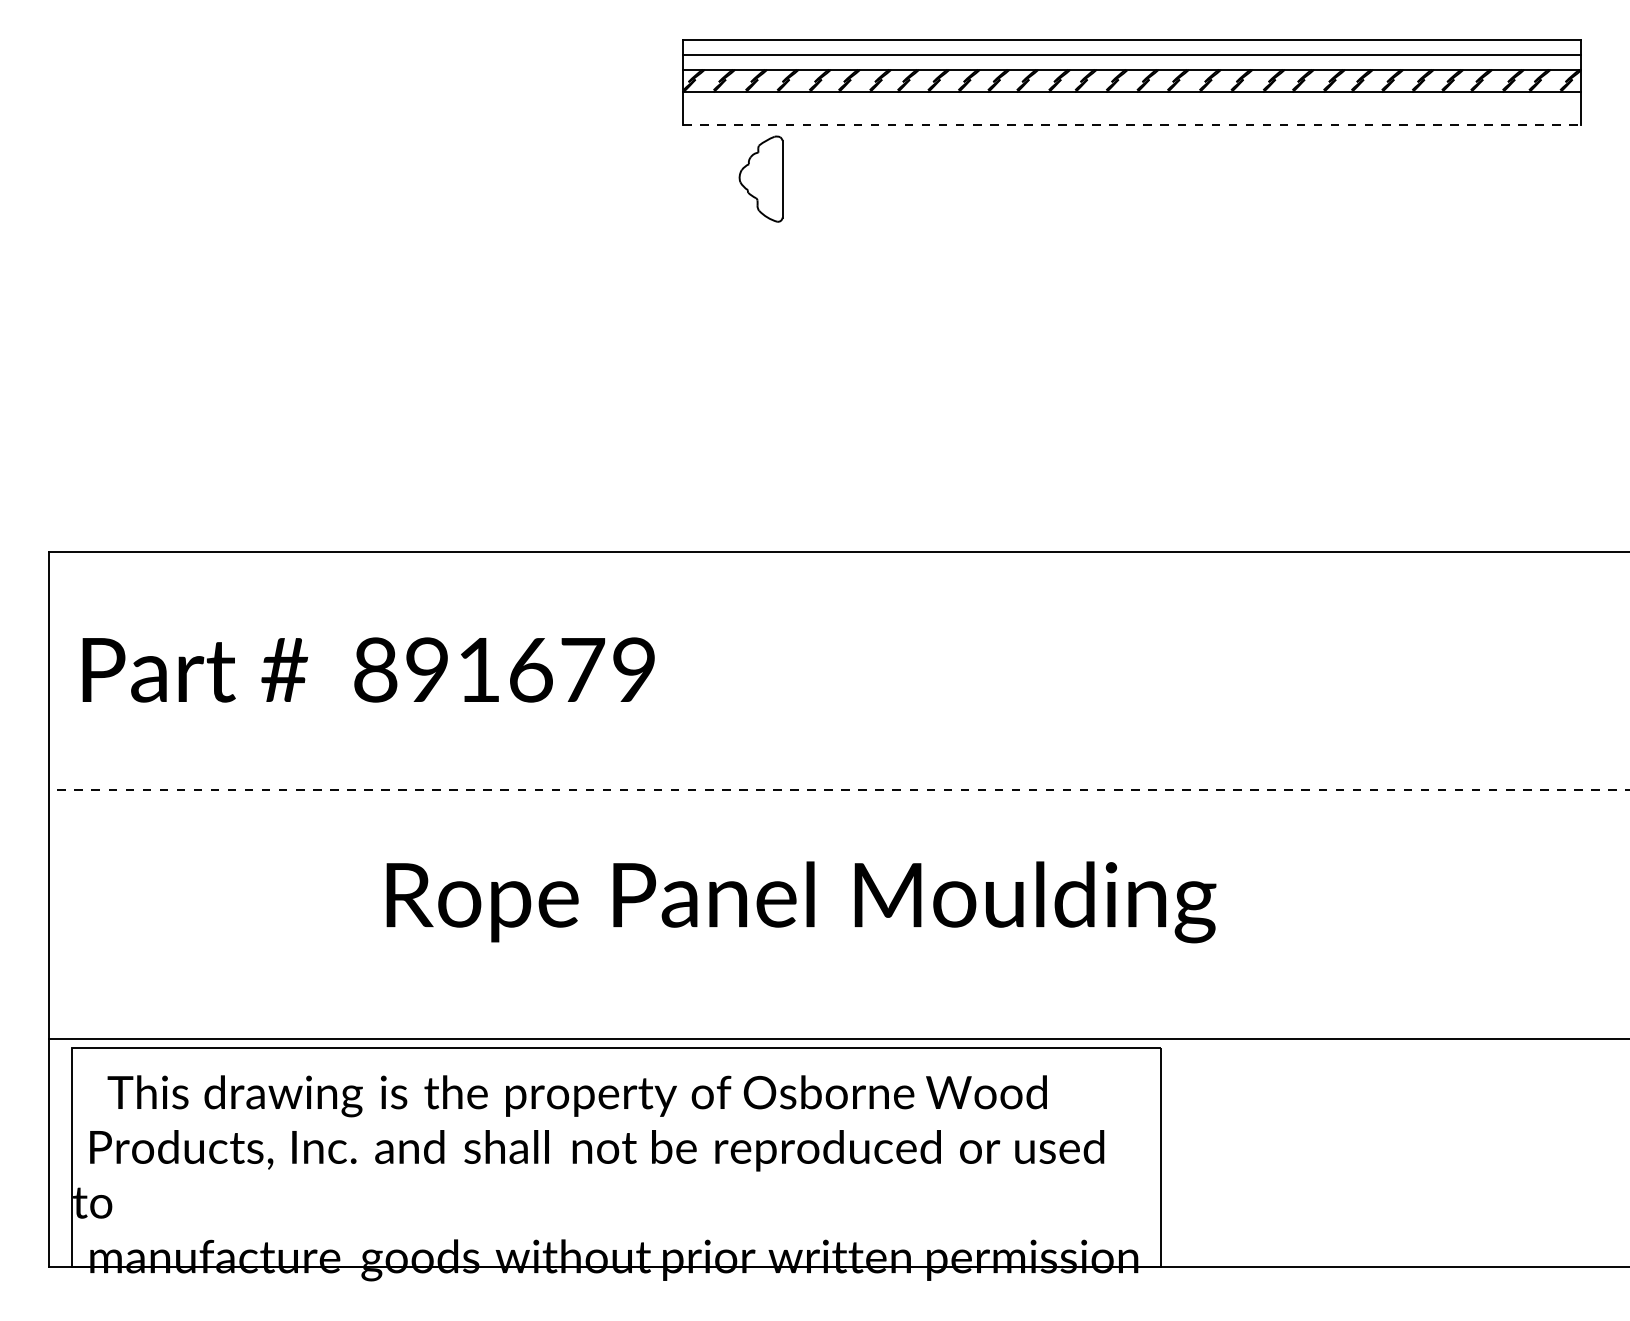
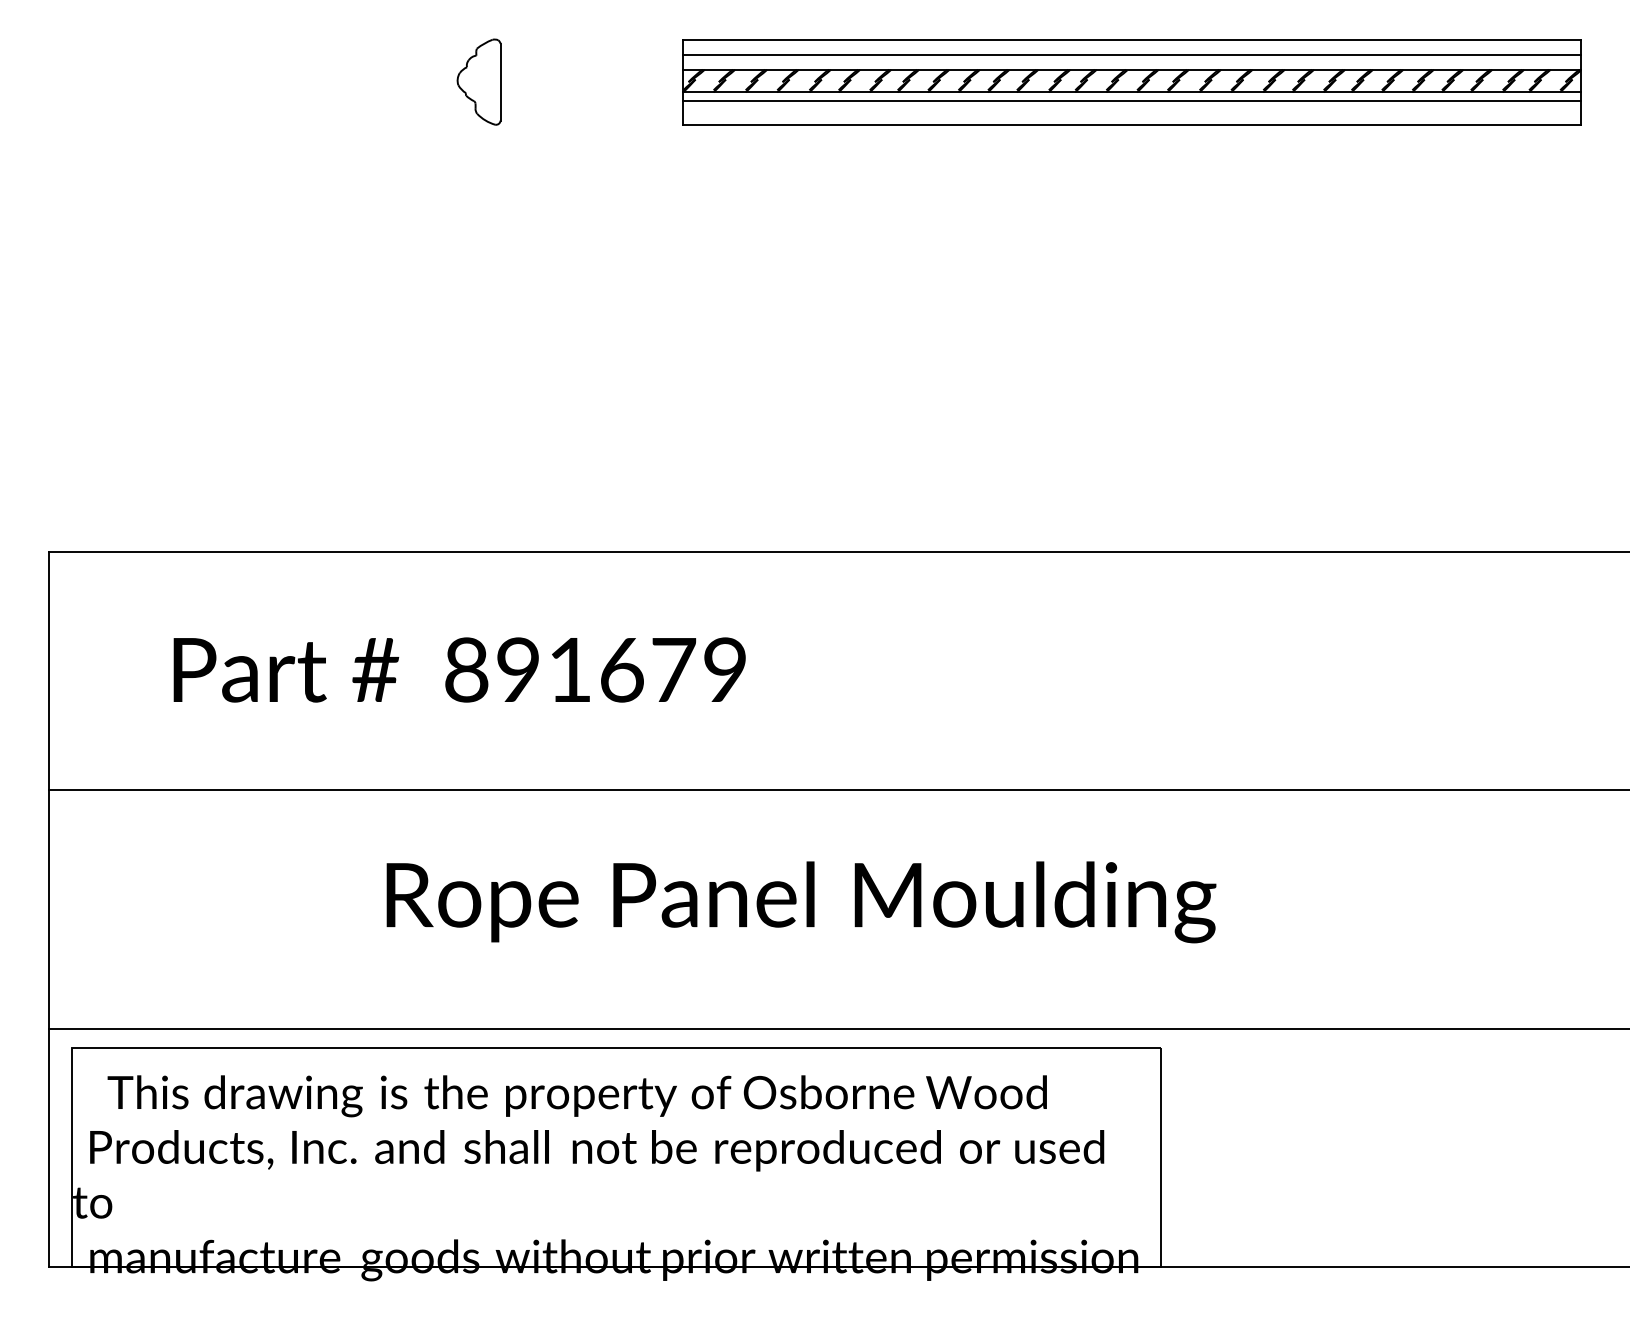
line: none -> present (1132, 100)
line: dashed -> solid (1132, 124)
part position: (760, 178) -> (478, 81) (478, 81)
text position: (368, 669) -> (459, 669) (459, 669)
line: dashed -> solid (838, 790)
line position: (837, 1038) -> (837, 1028) (837, 1028)
